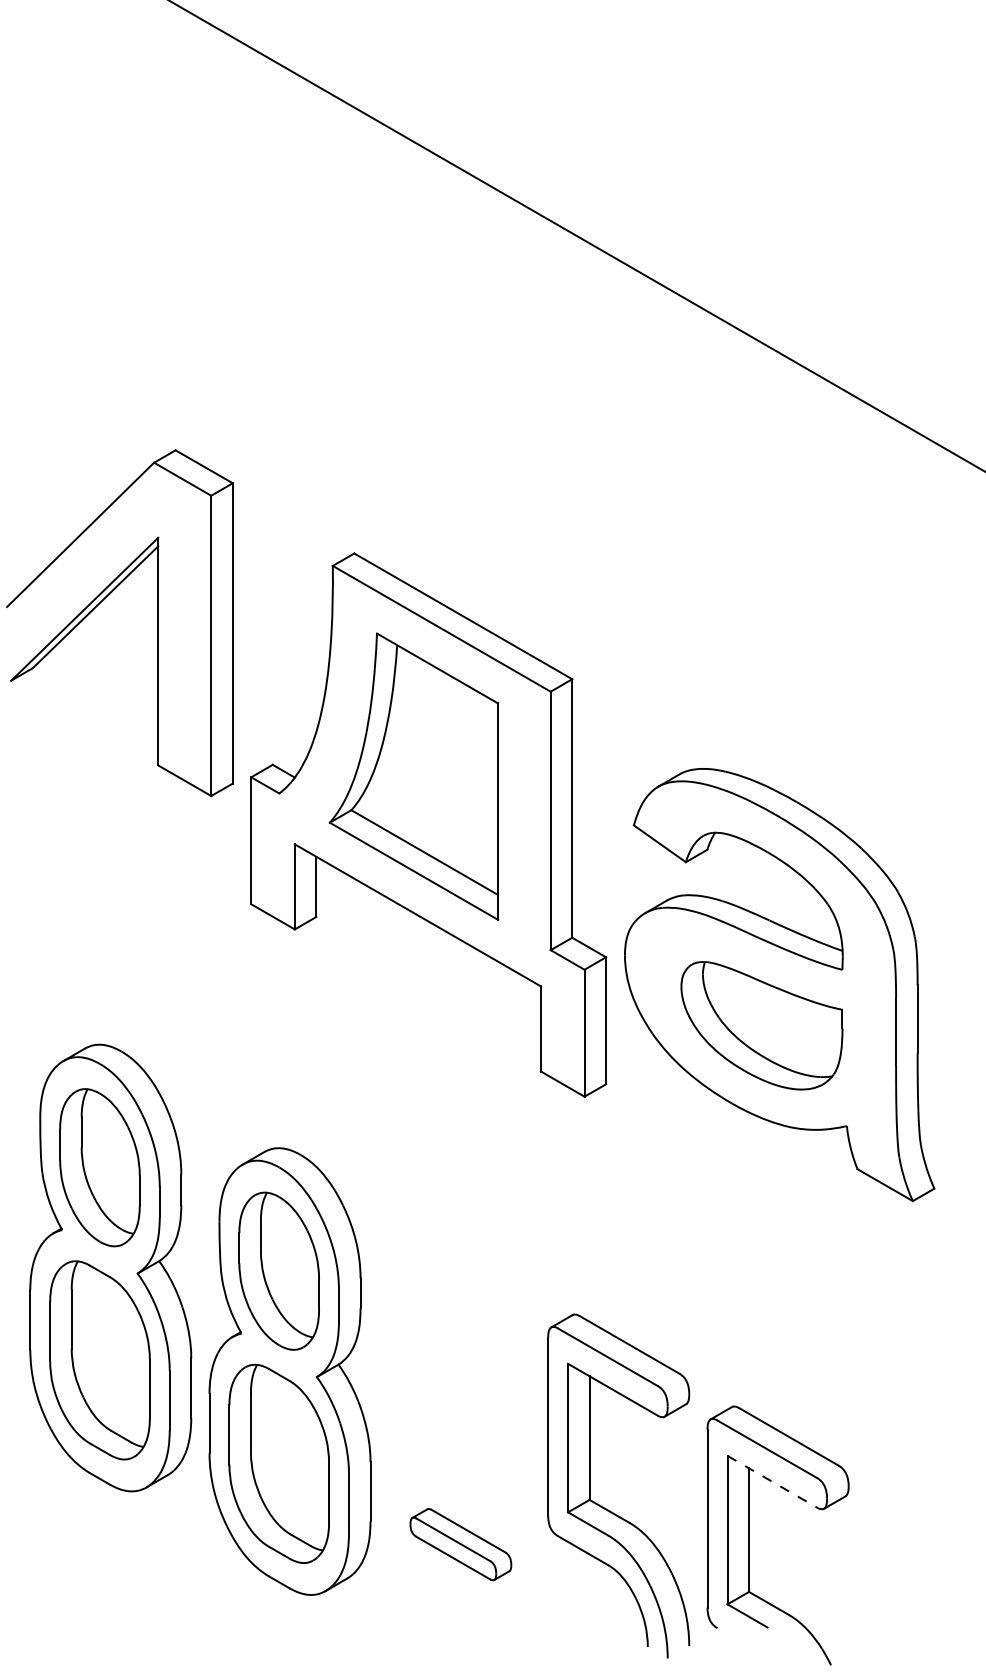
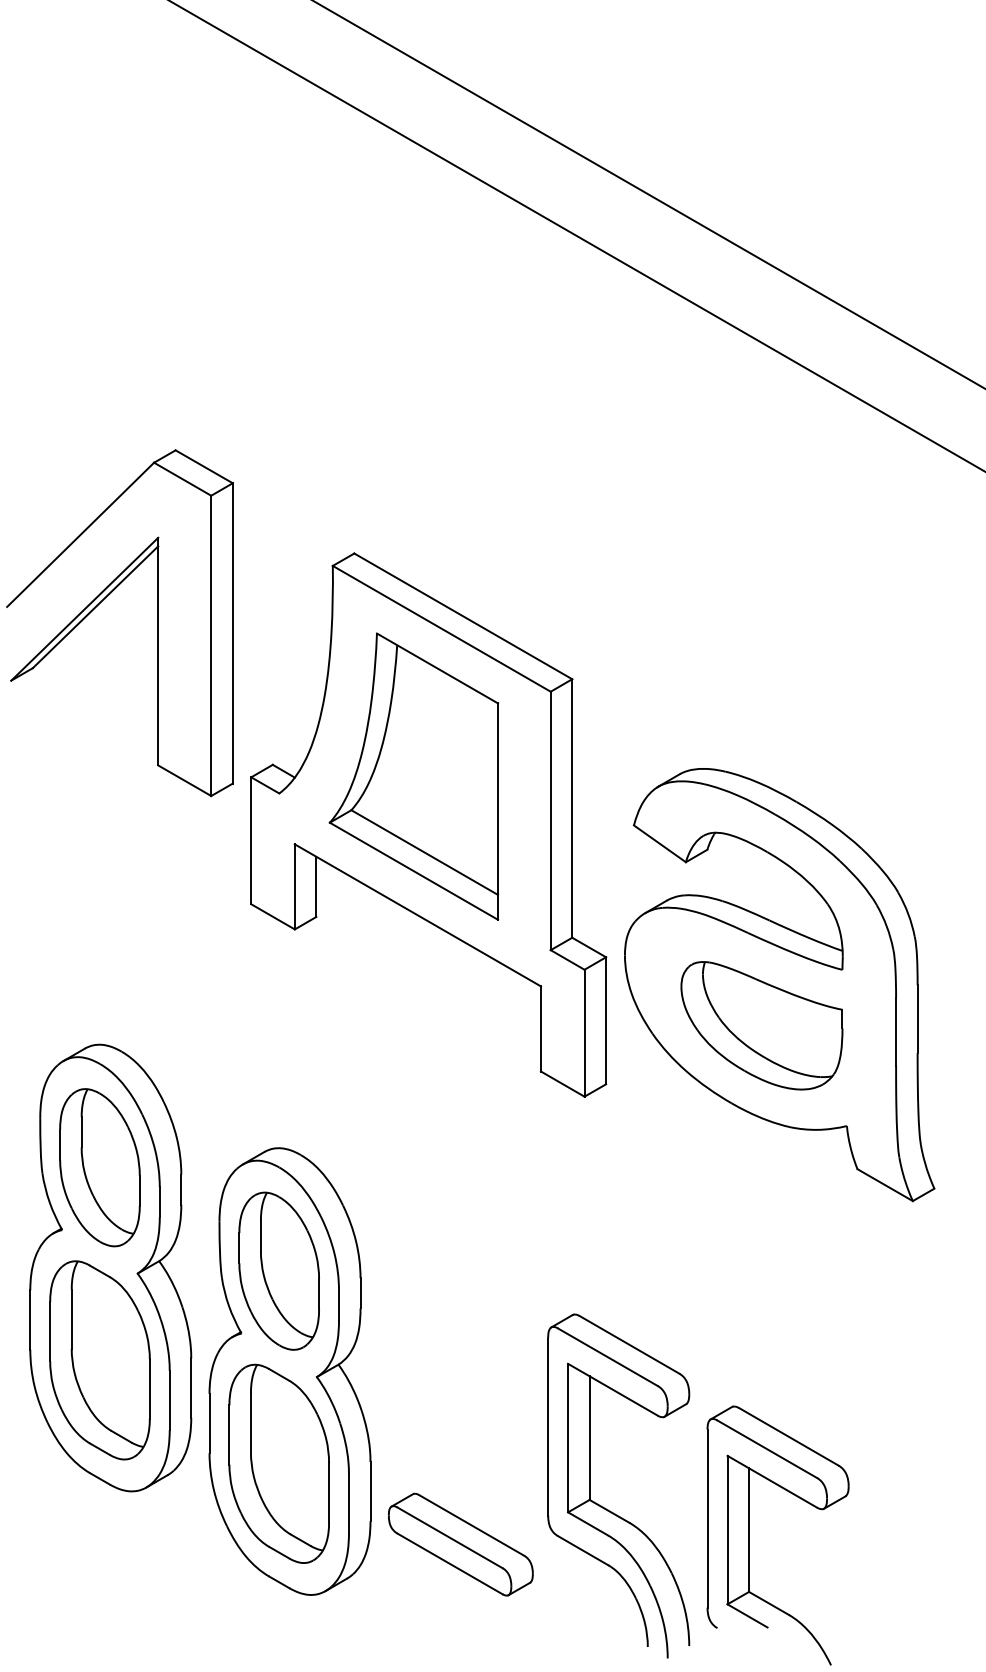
line: none -> present (648, 194)
line: dashed -> solid (772, 1481)
part size: 104x74 px -> 146x105 px (460, 1544)
